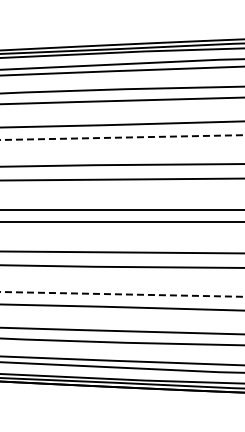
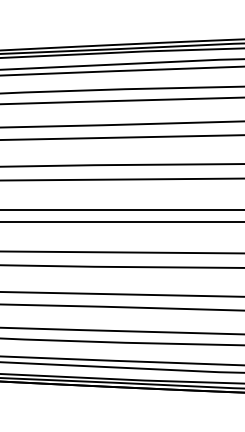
line: dashed -> solid (122, 137)
line: dashed -> solid (122, 294)
